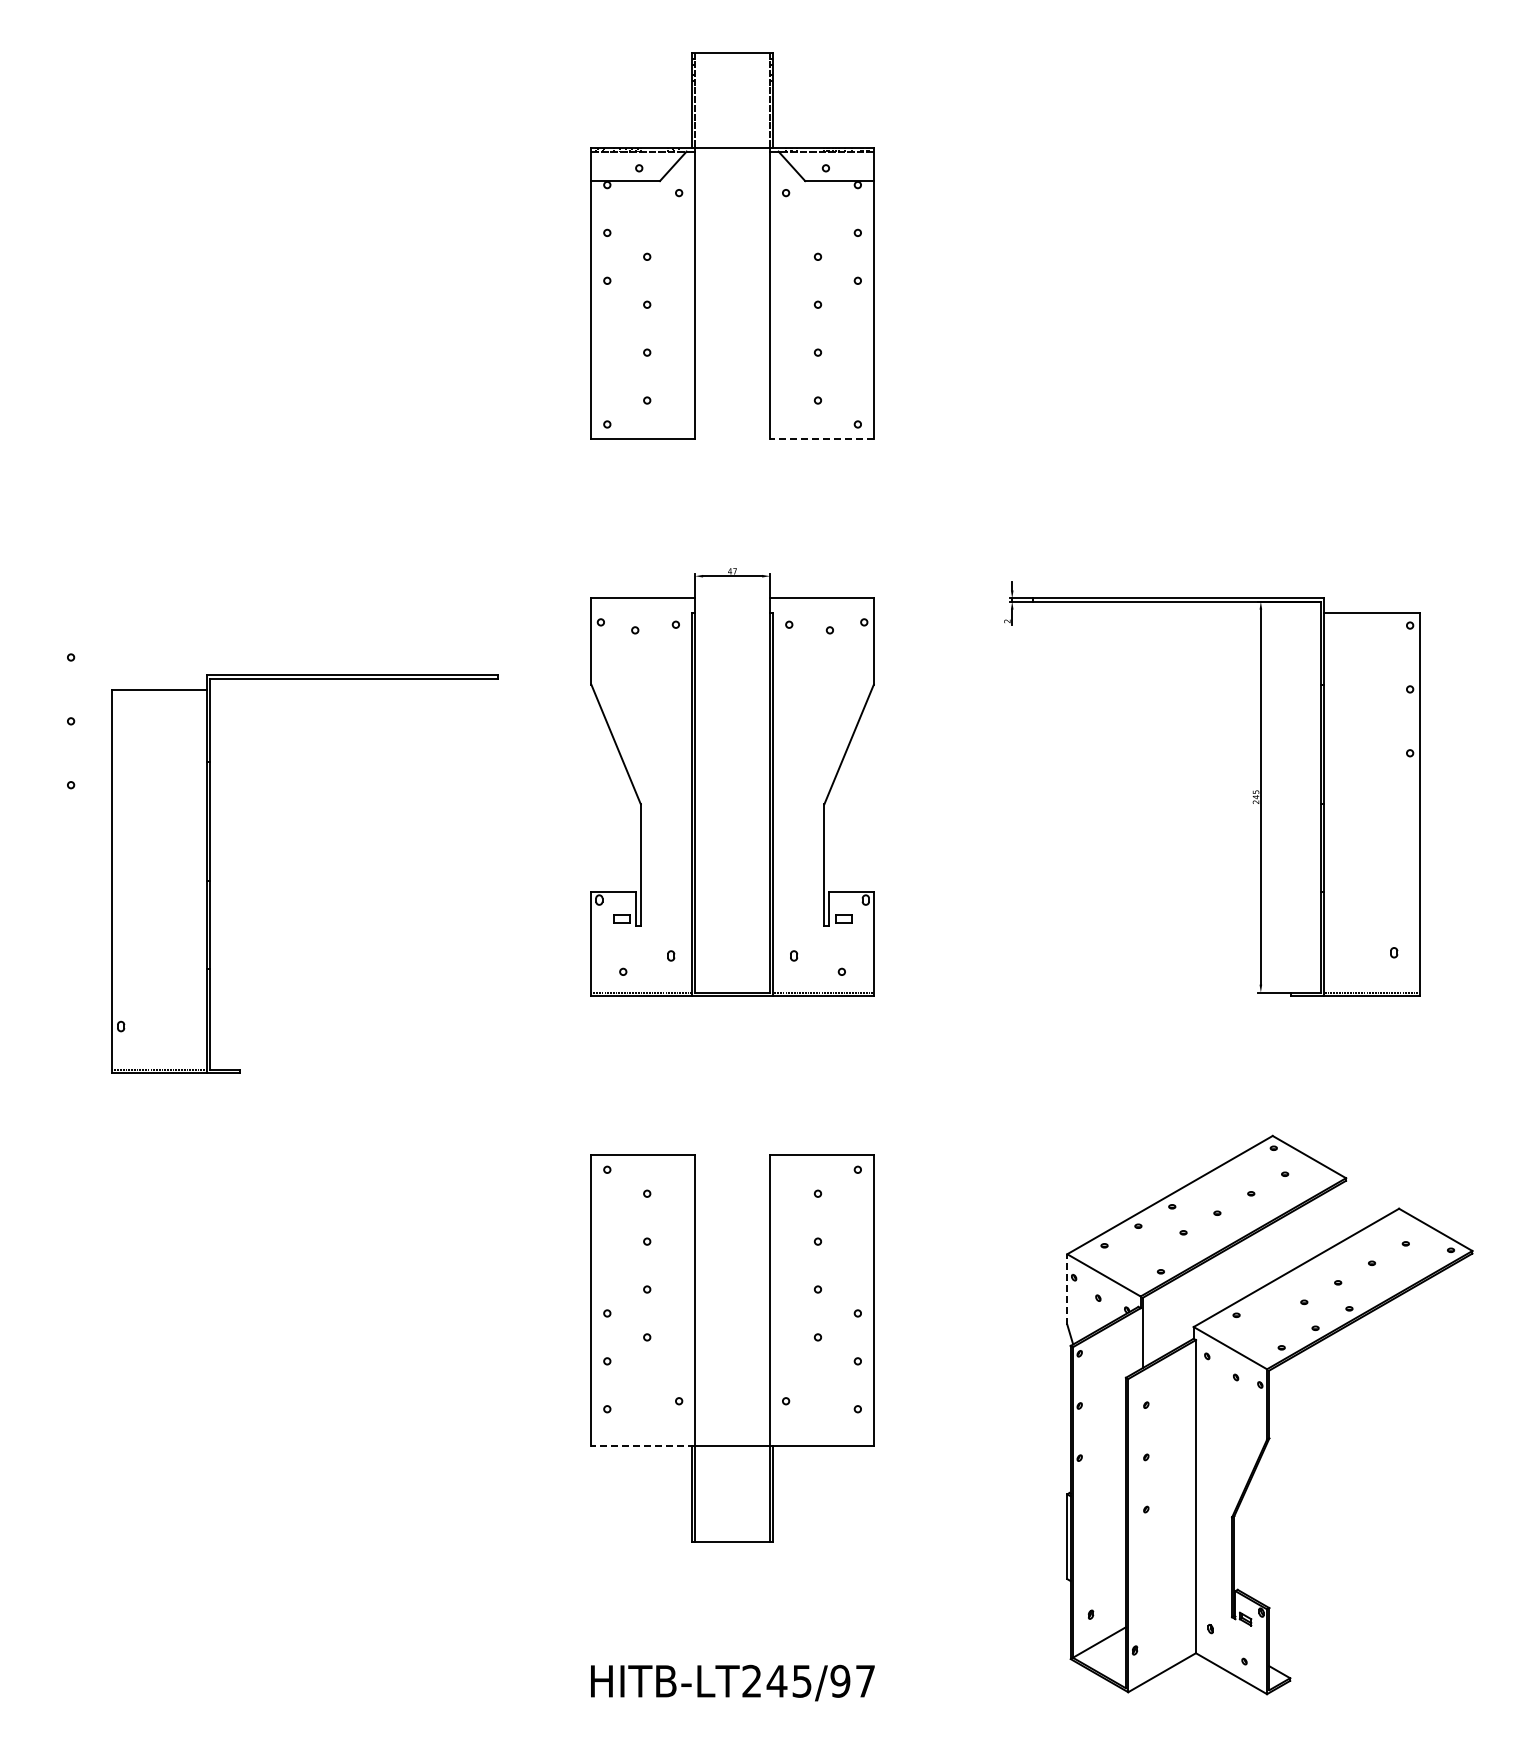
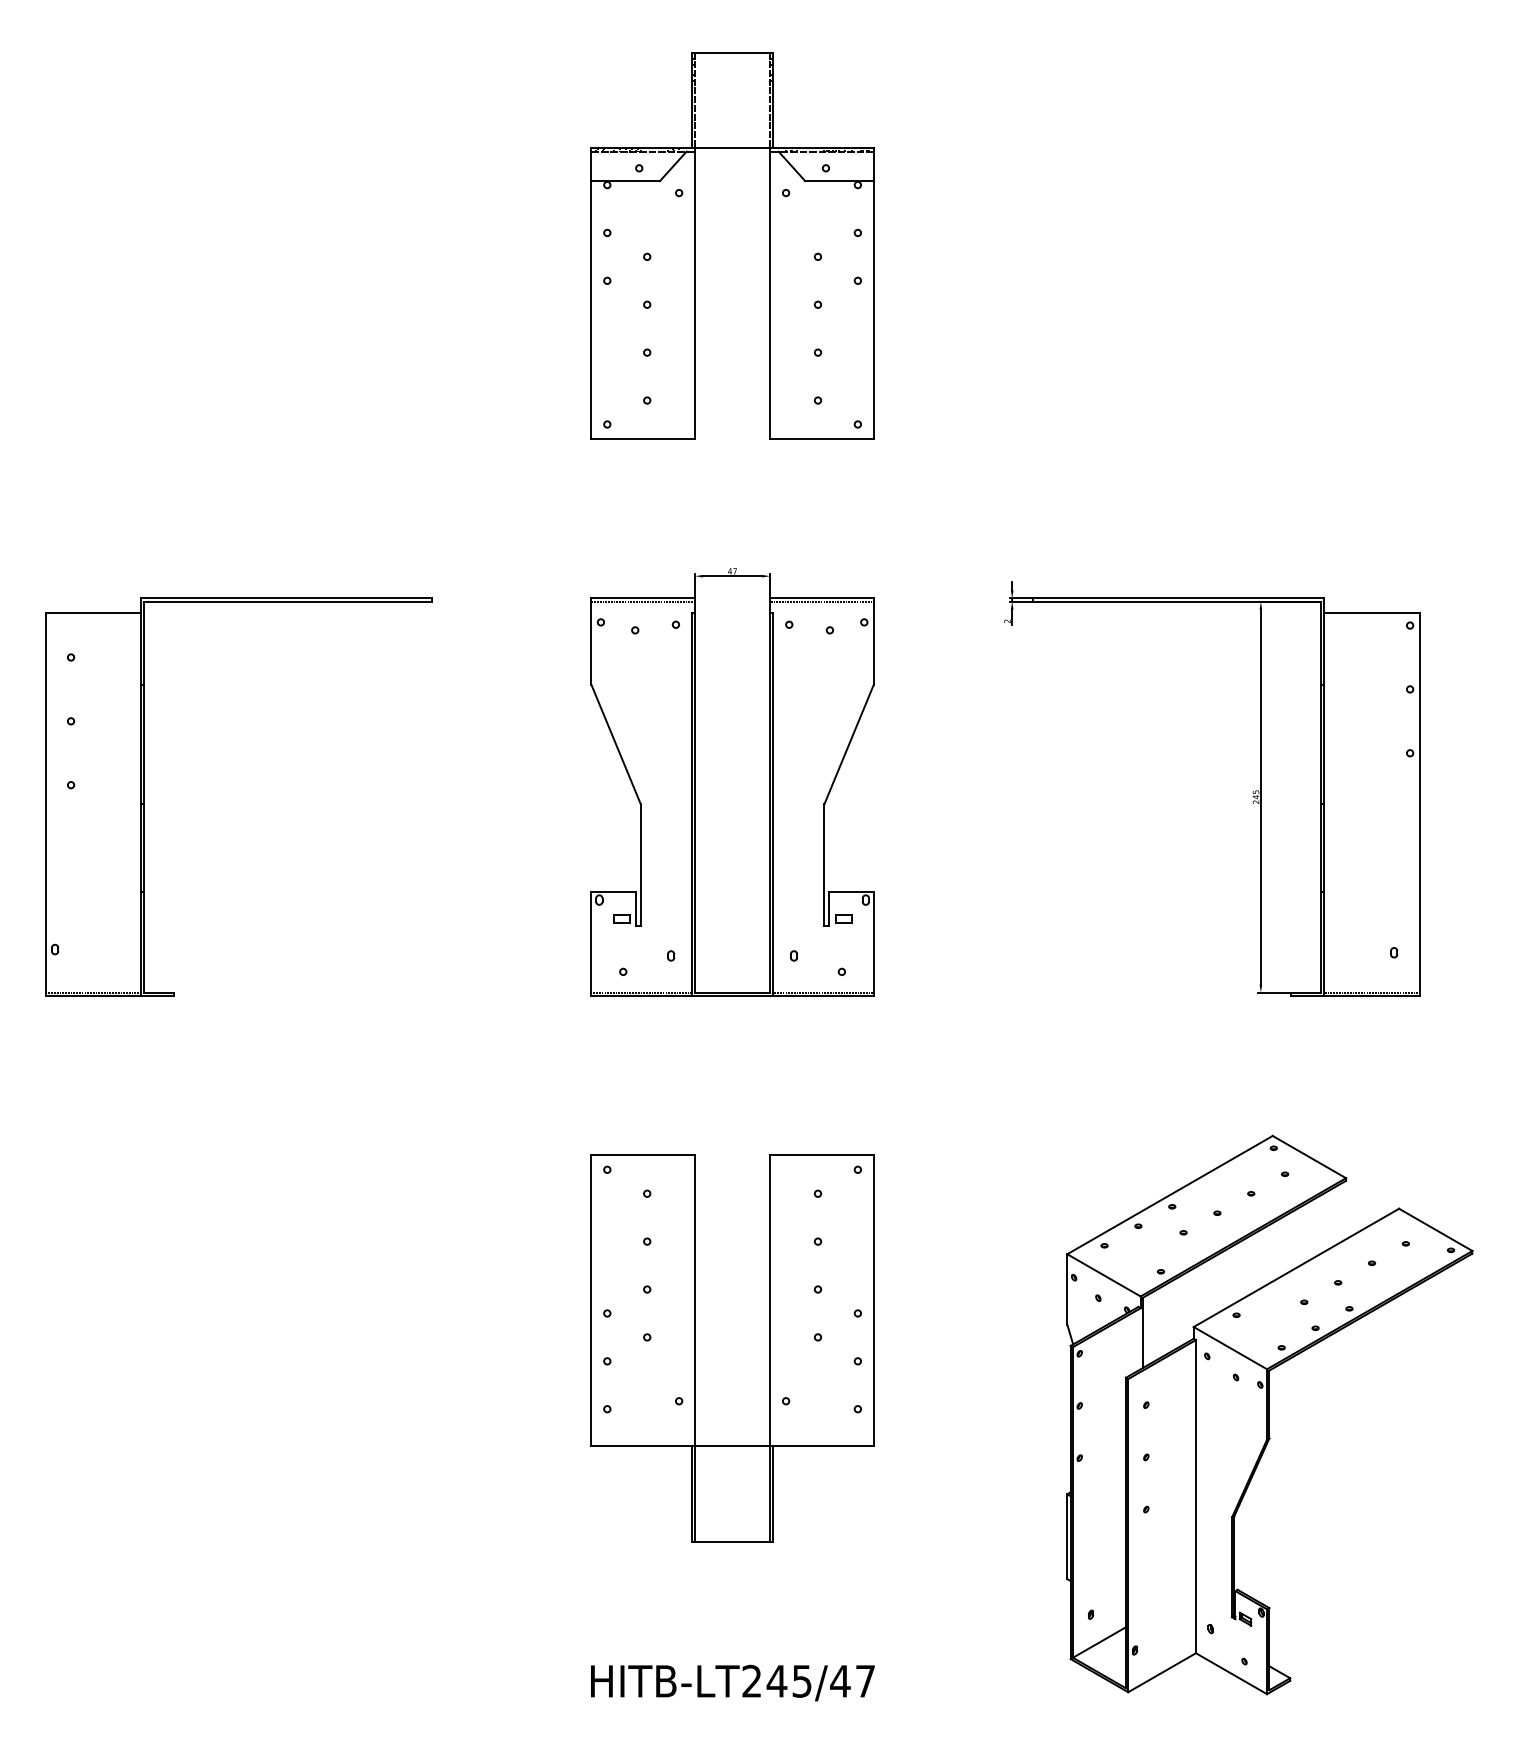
line: dashed -> solid (821, 438)
line: none -> present (643, 601)
line: none -> present (821, 601)
part position: (210, 873) -> (144, 796) (144, 796)
line: dashed -> solid (1067, 1288)
line: dashed -> solid (643, 1445)
text: HITB-LT245/97 -> HITB-LT245/47 (840, 1680)
